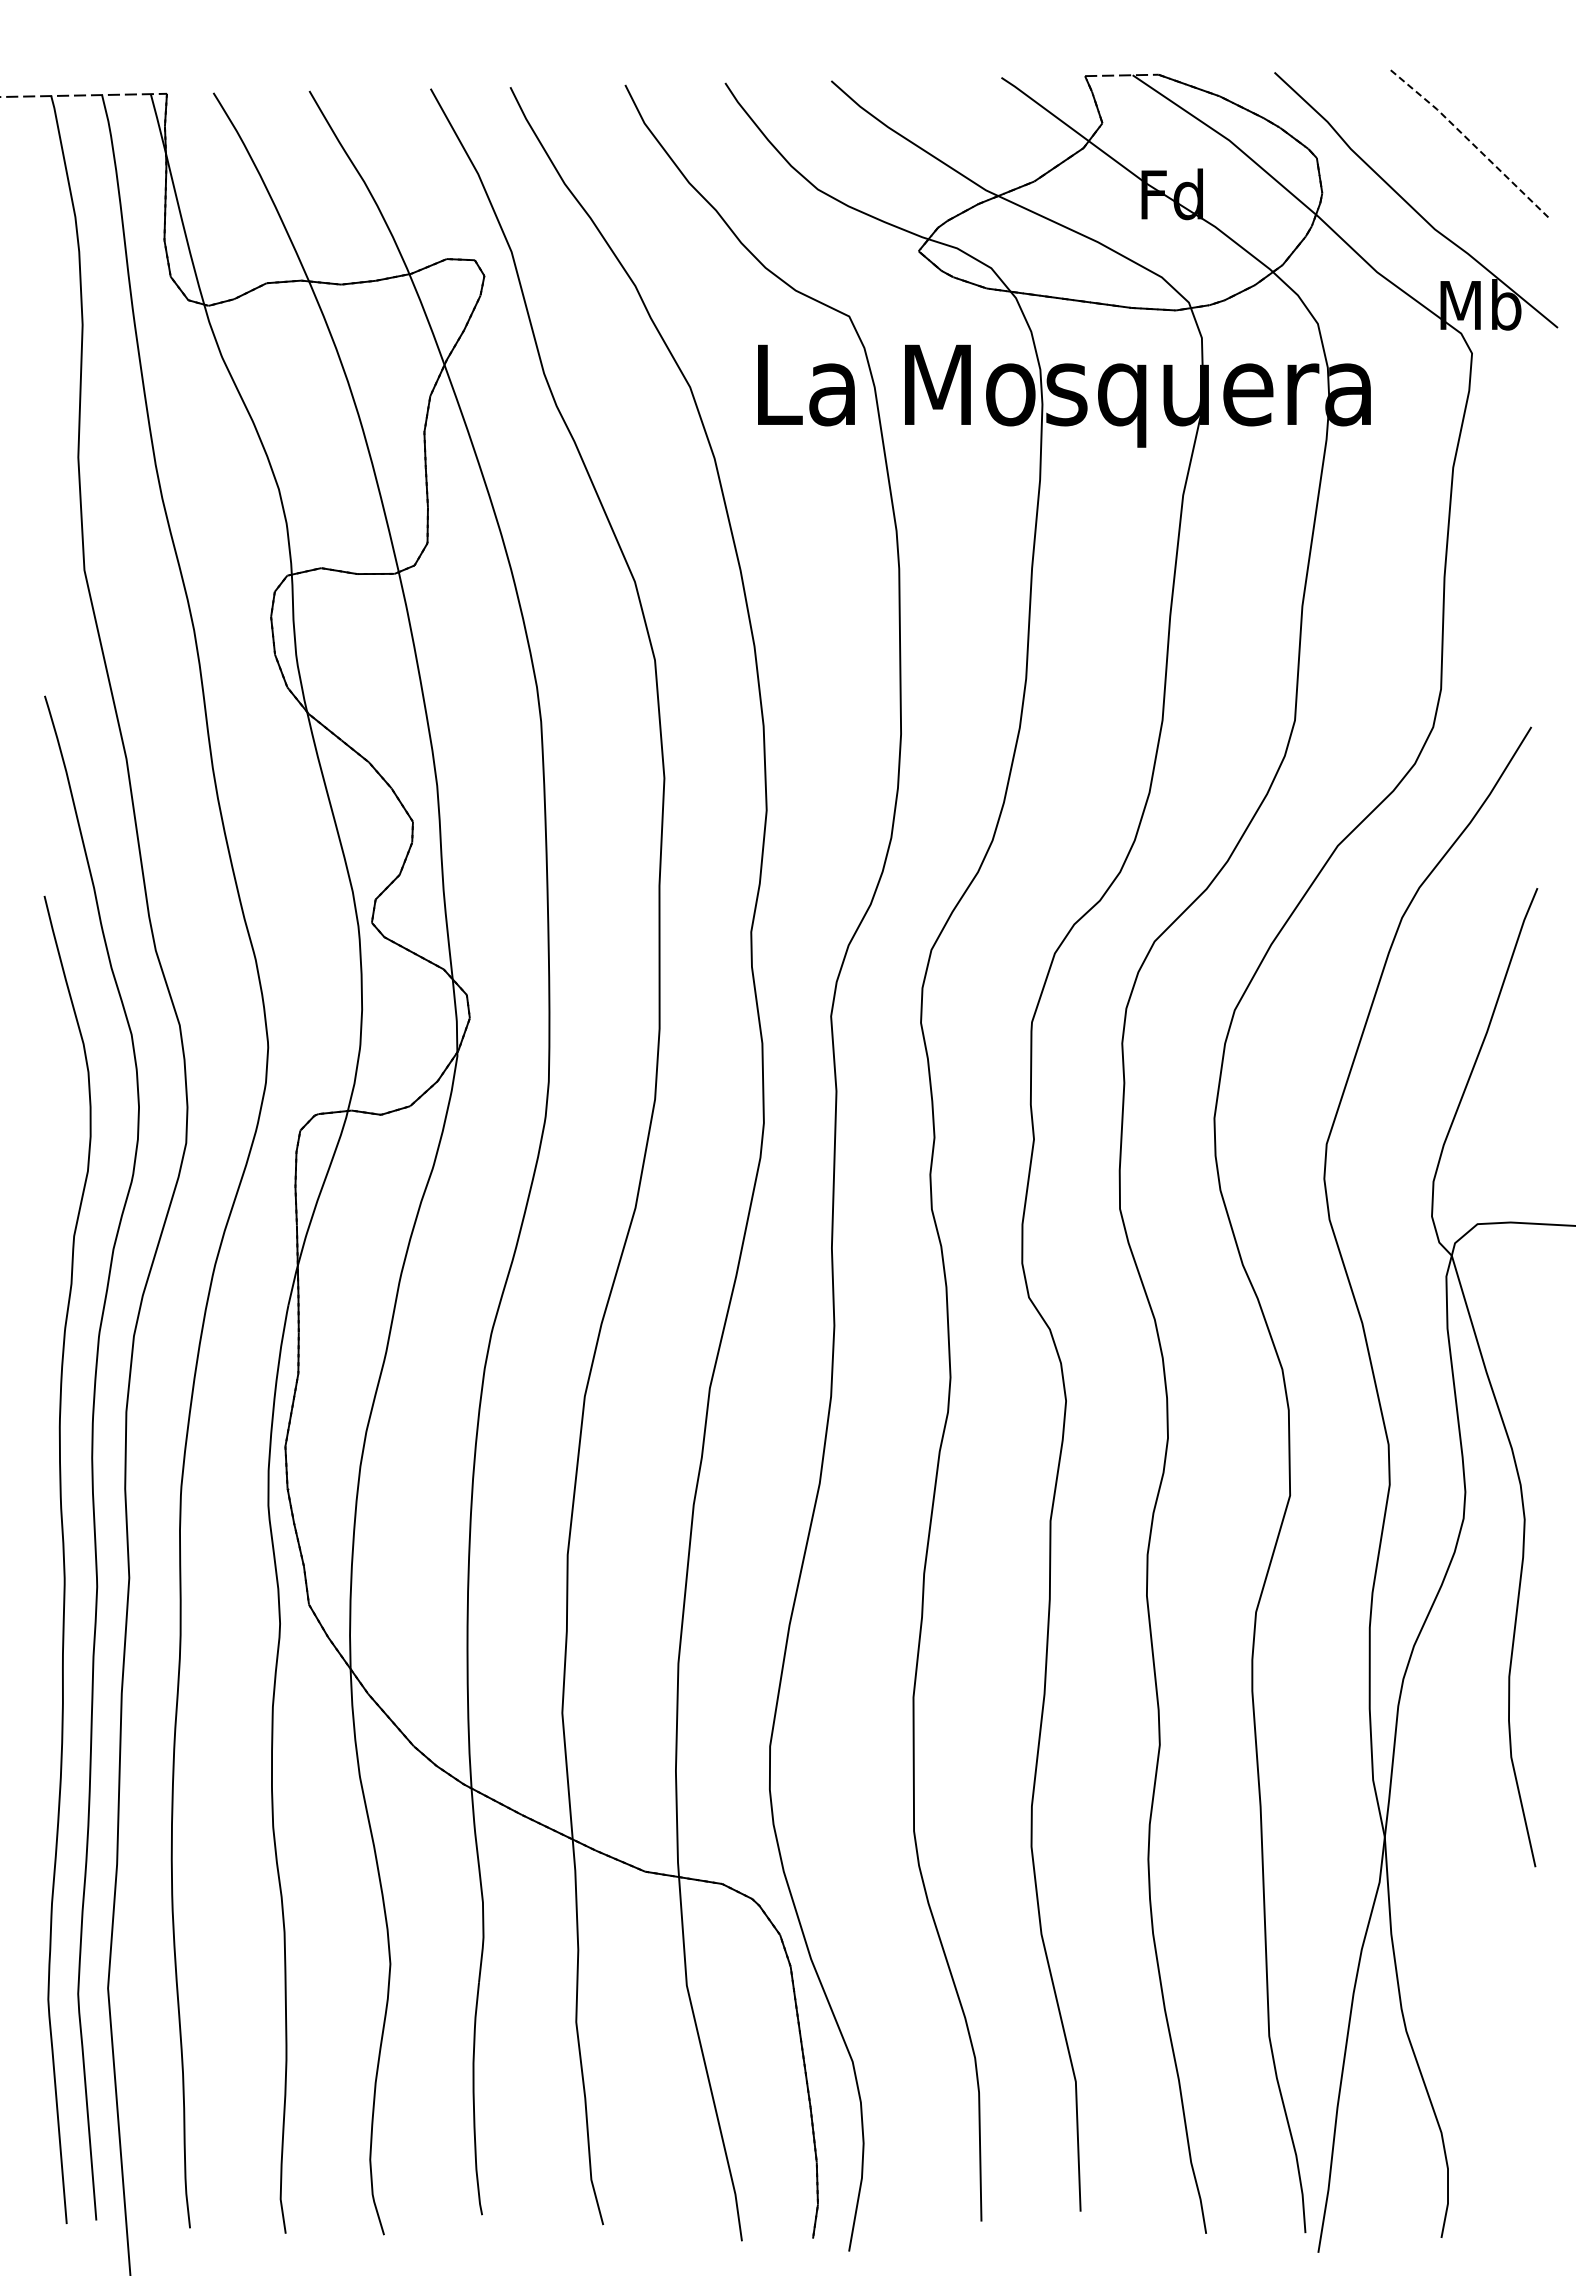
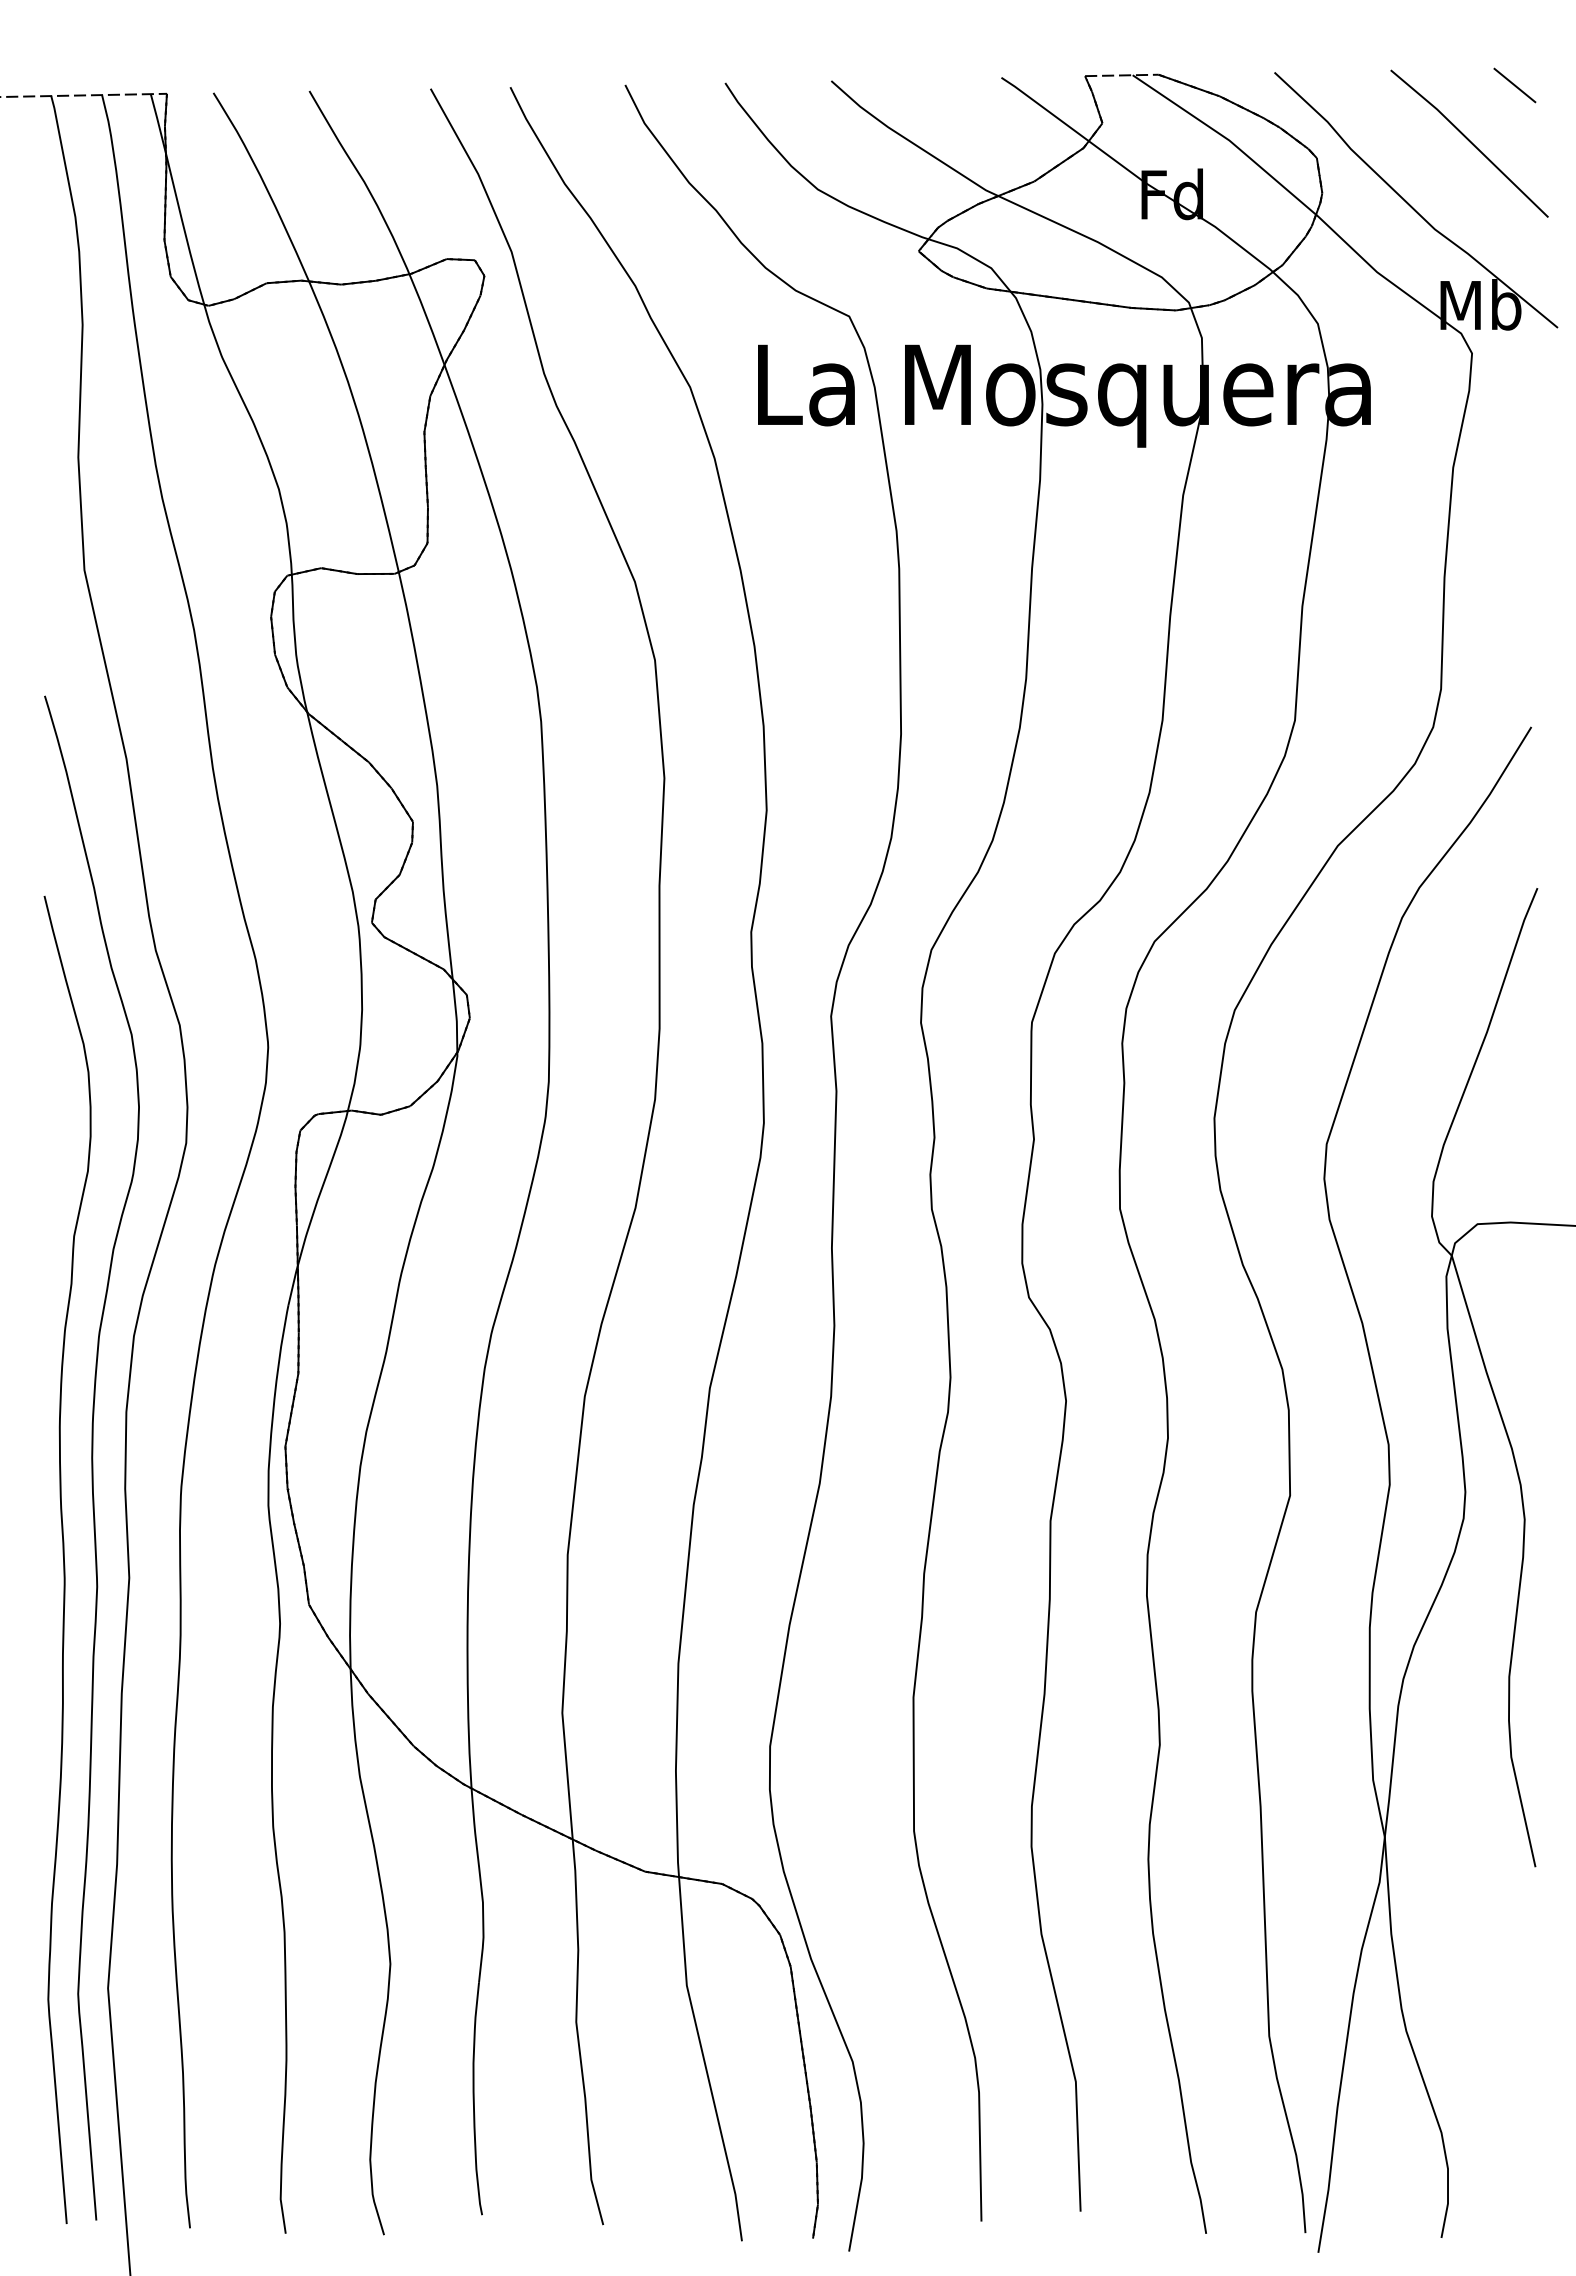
line: none -> present (1514, 85)
line: dashed -> solid (1470, 141)
